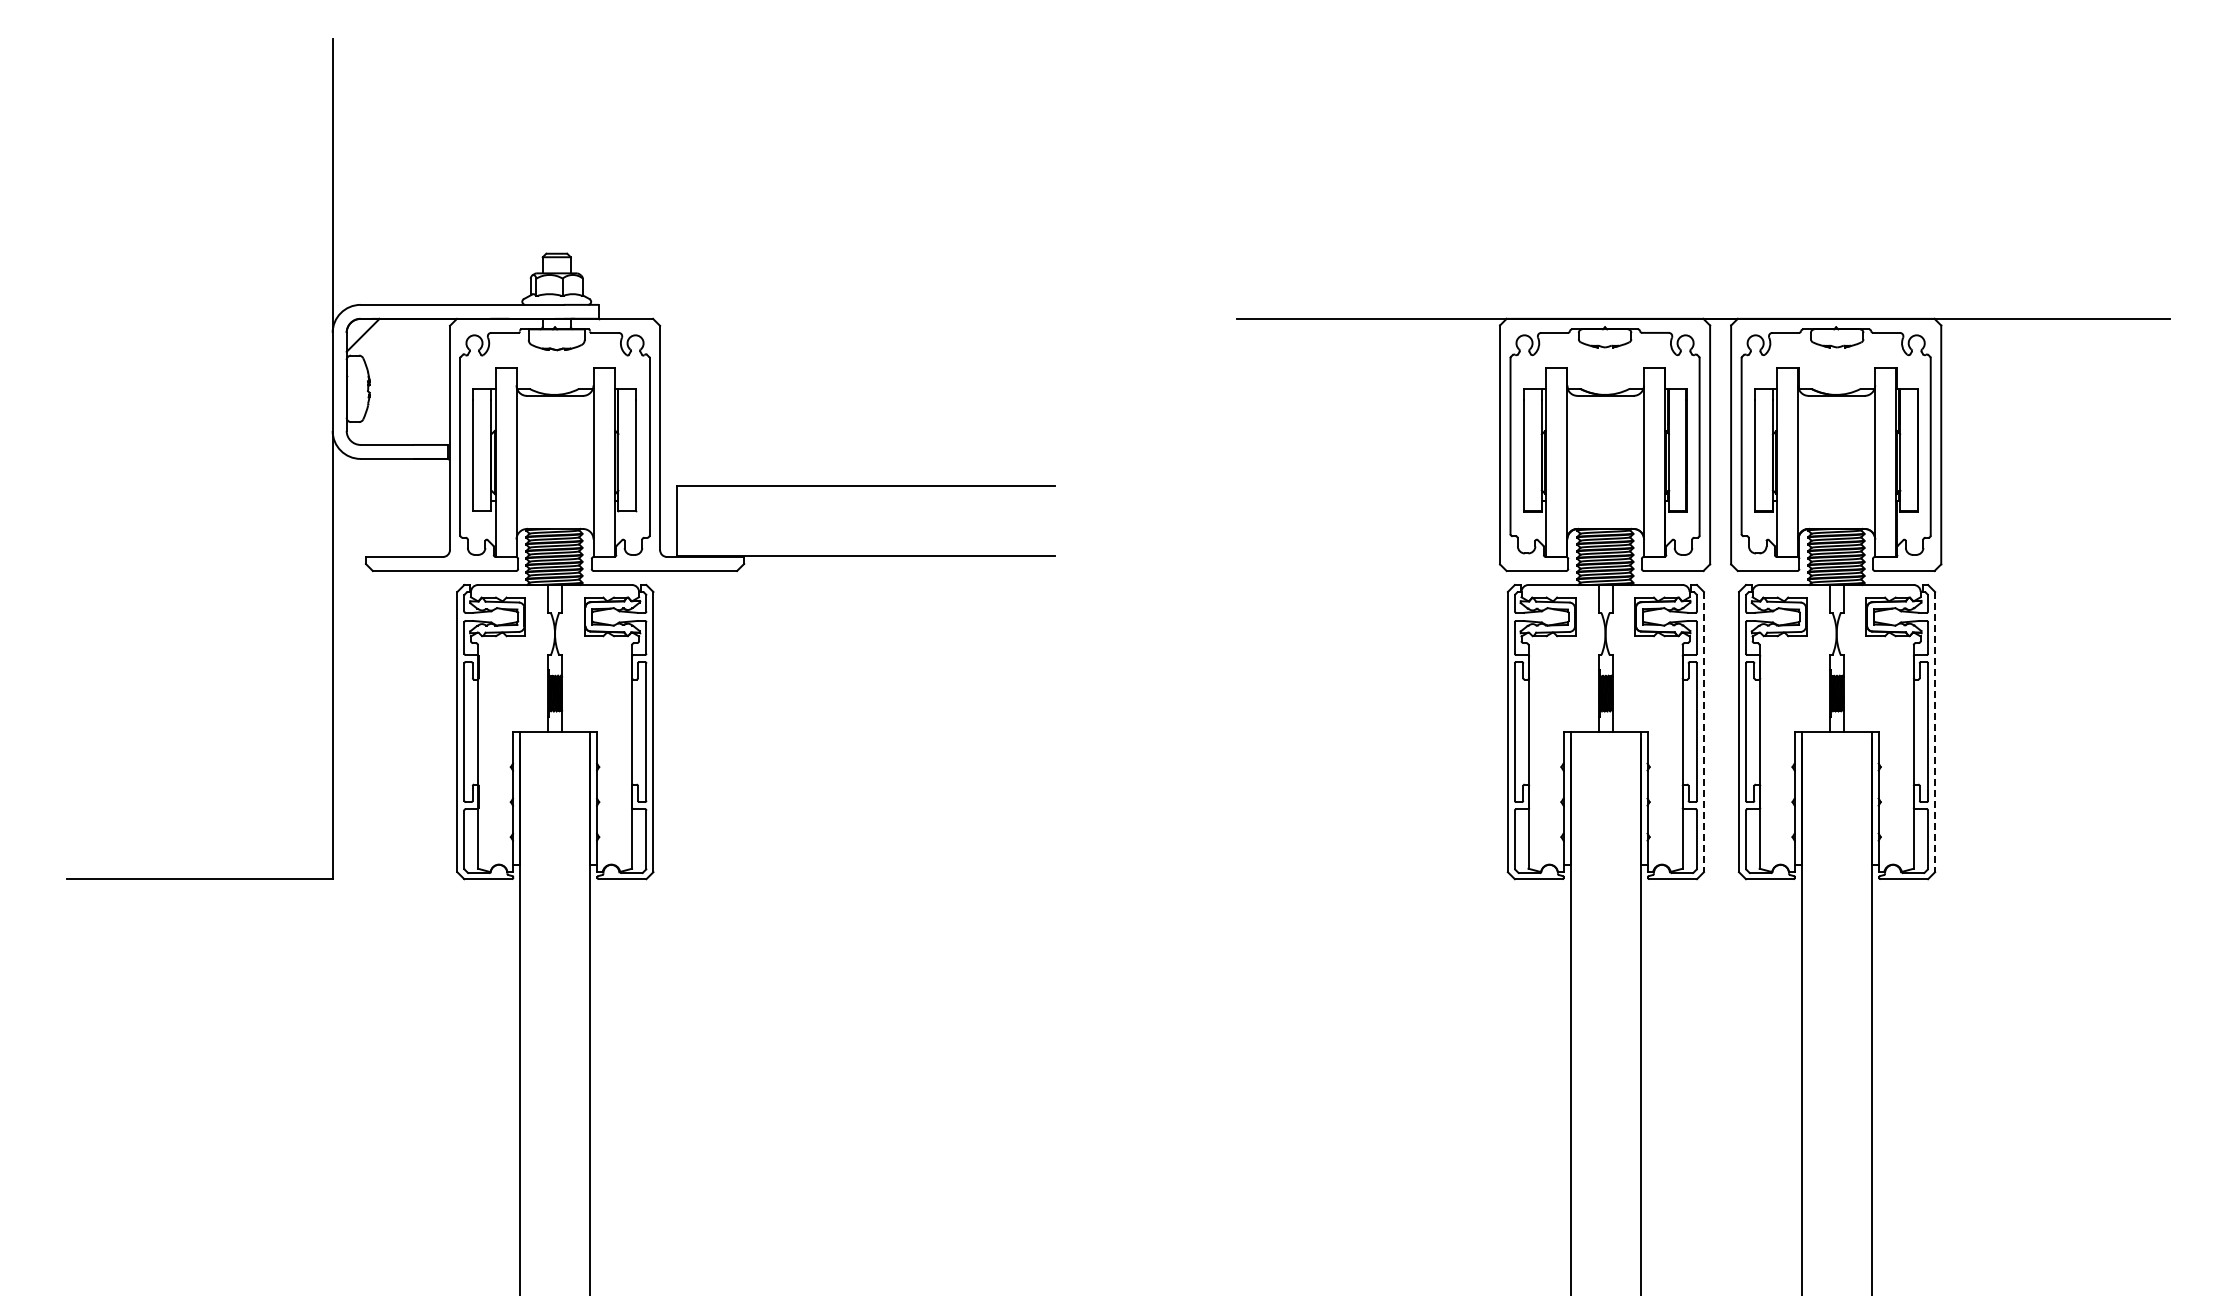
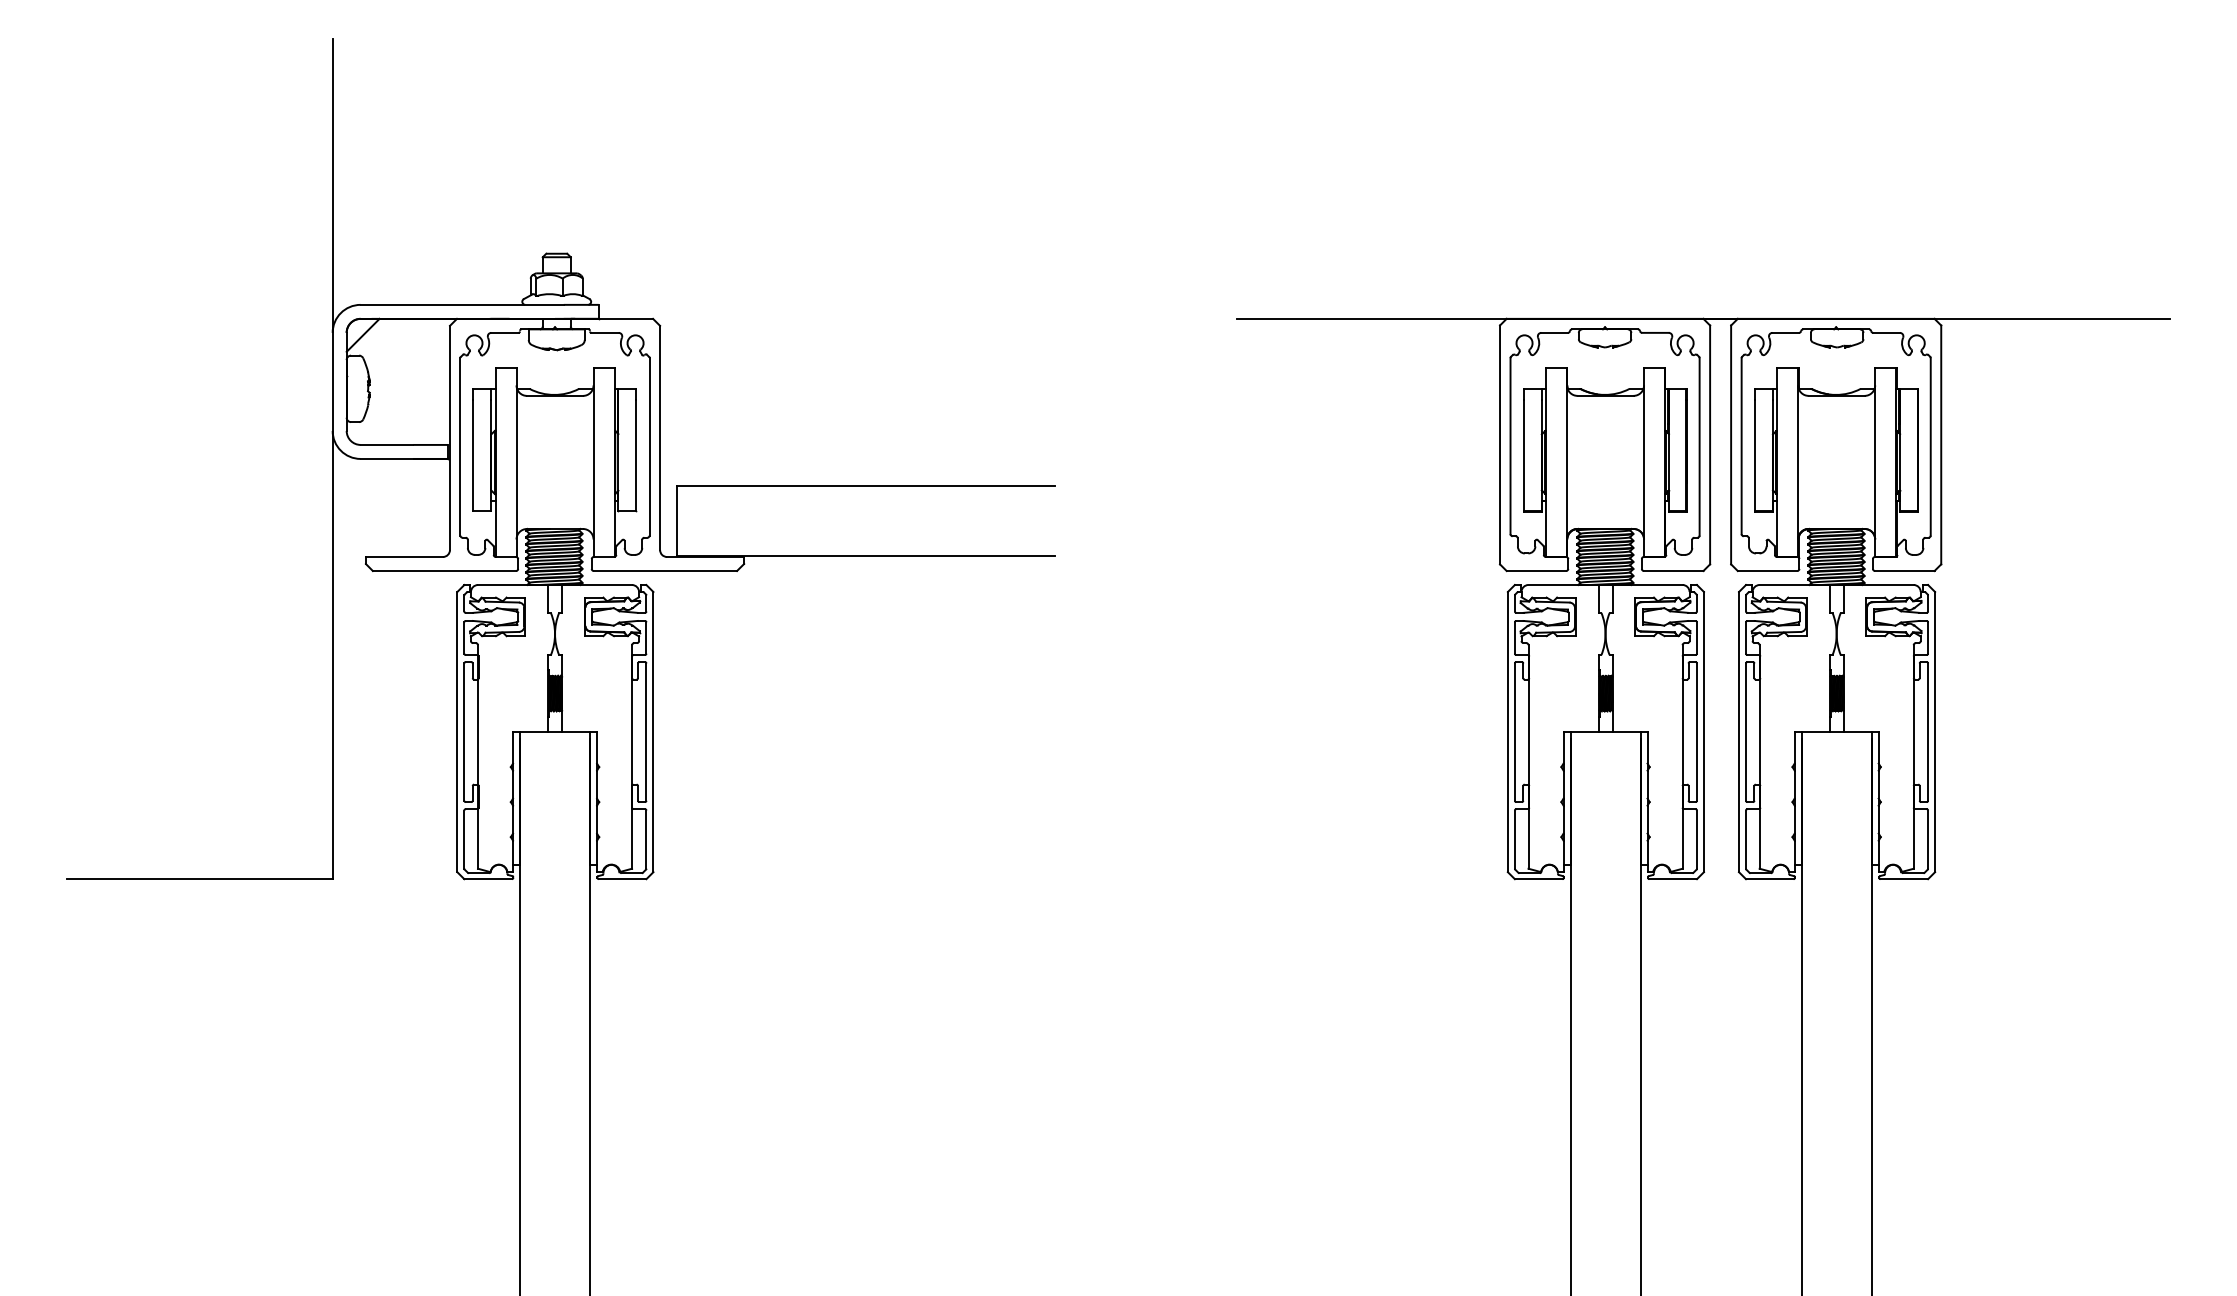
line: dashed -> solid (1703, 732)
line: dashed -> solid (1935, 732)
